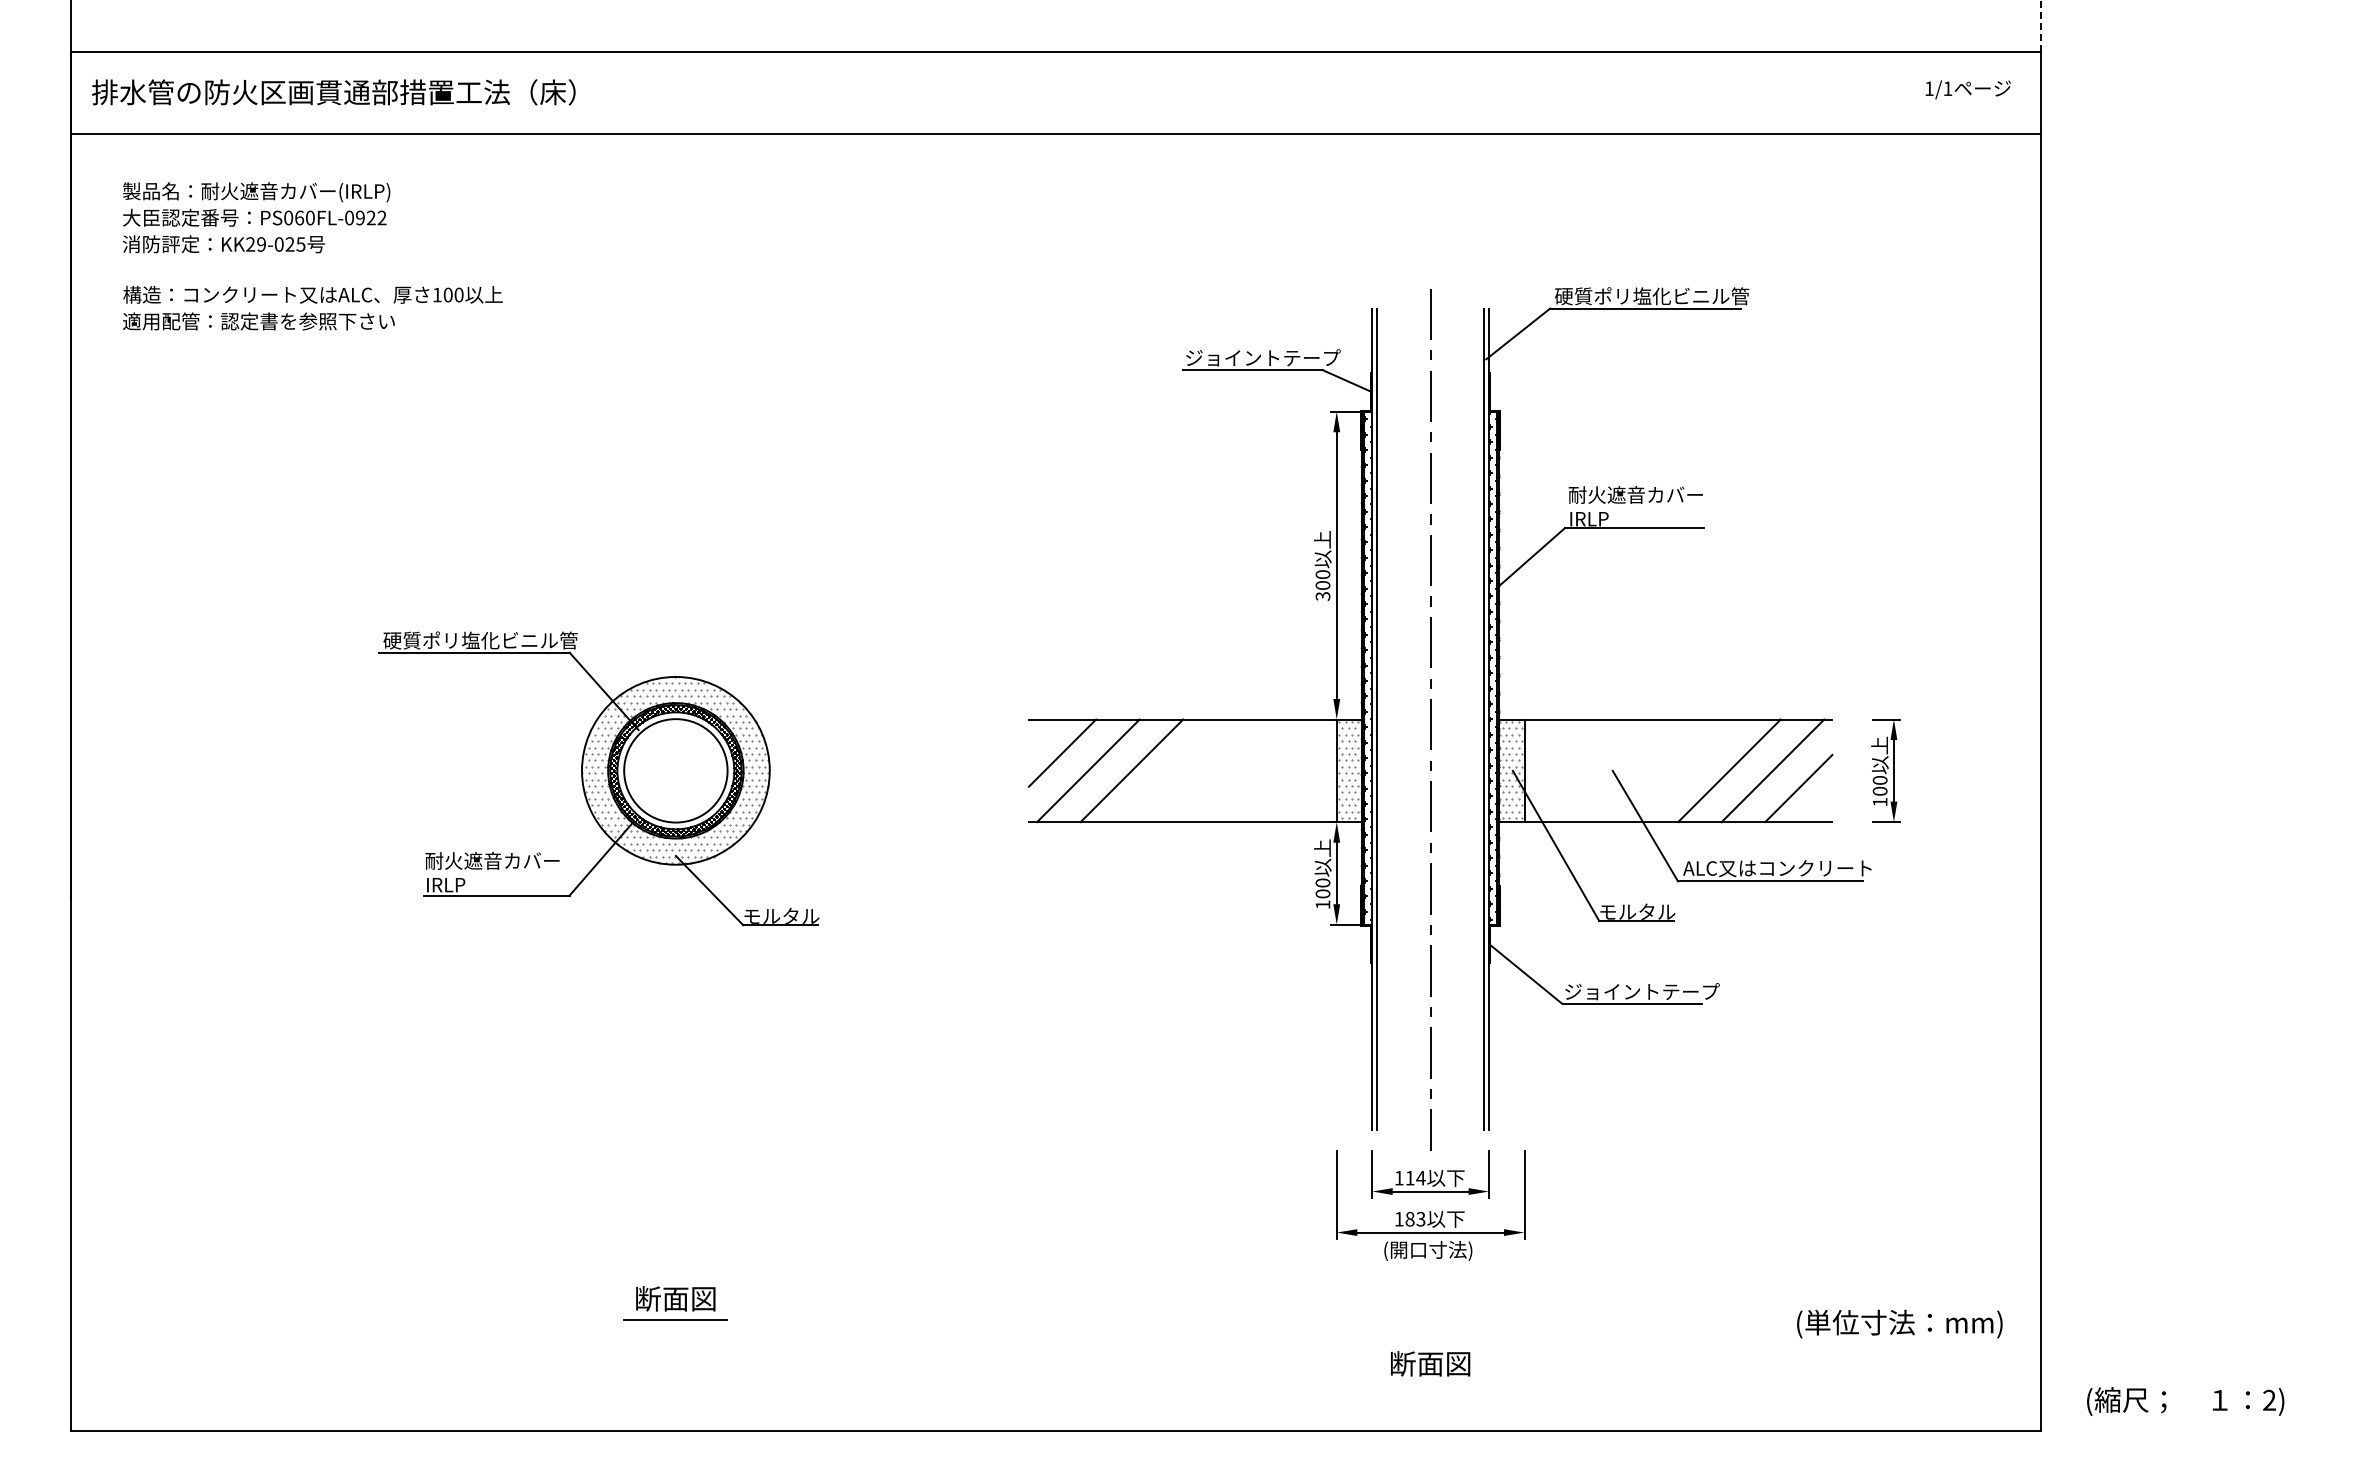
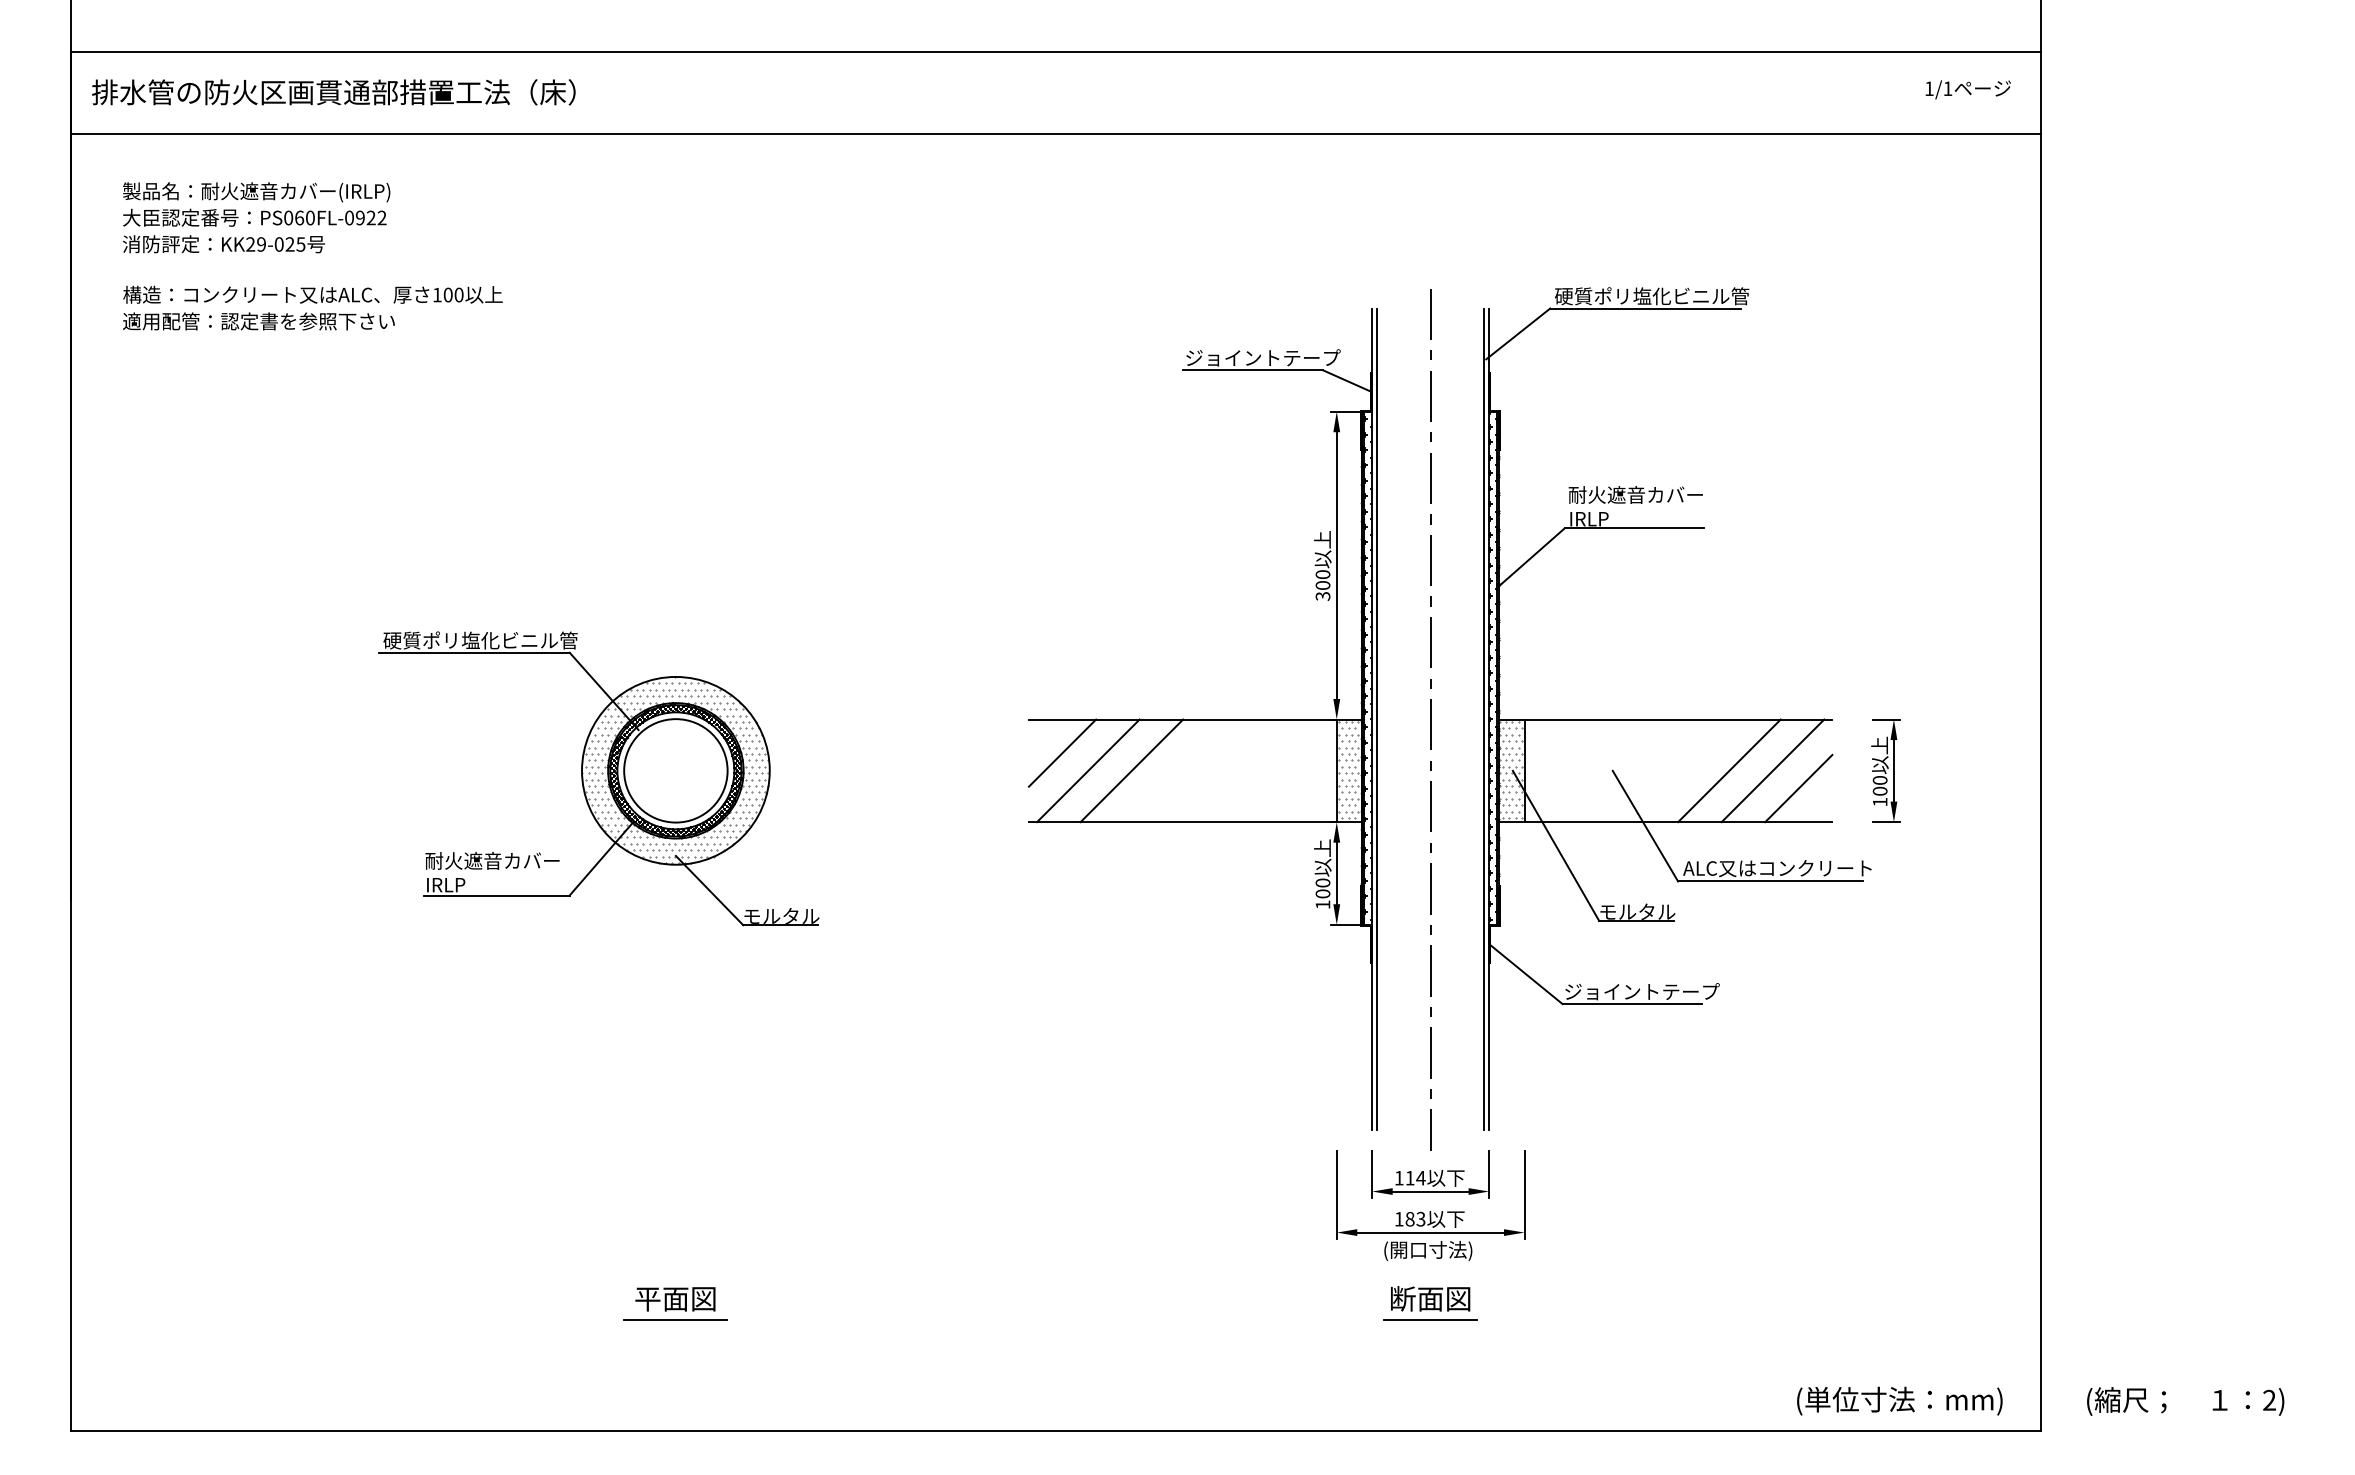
line: dashed -> solid (2040, 25)
text: 断面図 -> 平面図 (647, 1298)
line: none -> present (1430, 1319)
text position: (1899, 1323) -> (1899, 1400) (1899, 1400)
text position: (1430, 1363) -> (1430, 1298) (1430, 1298)
